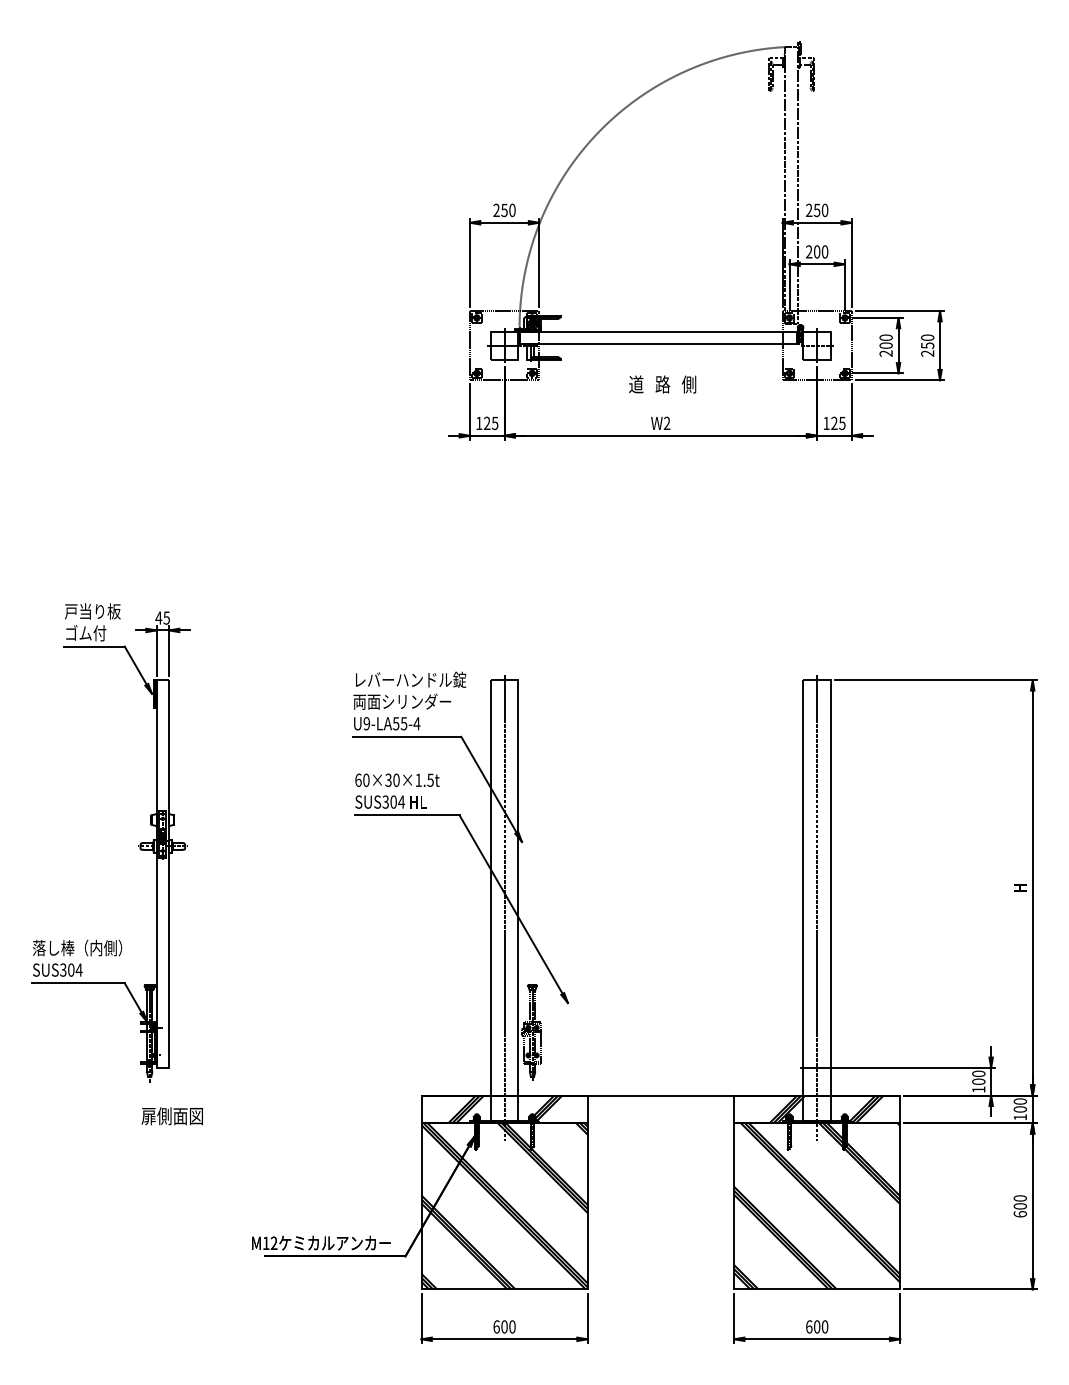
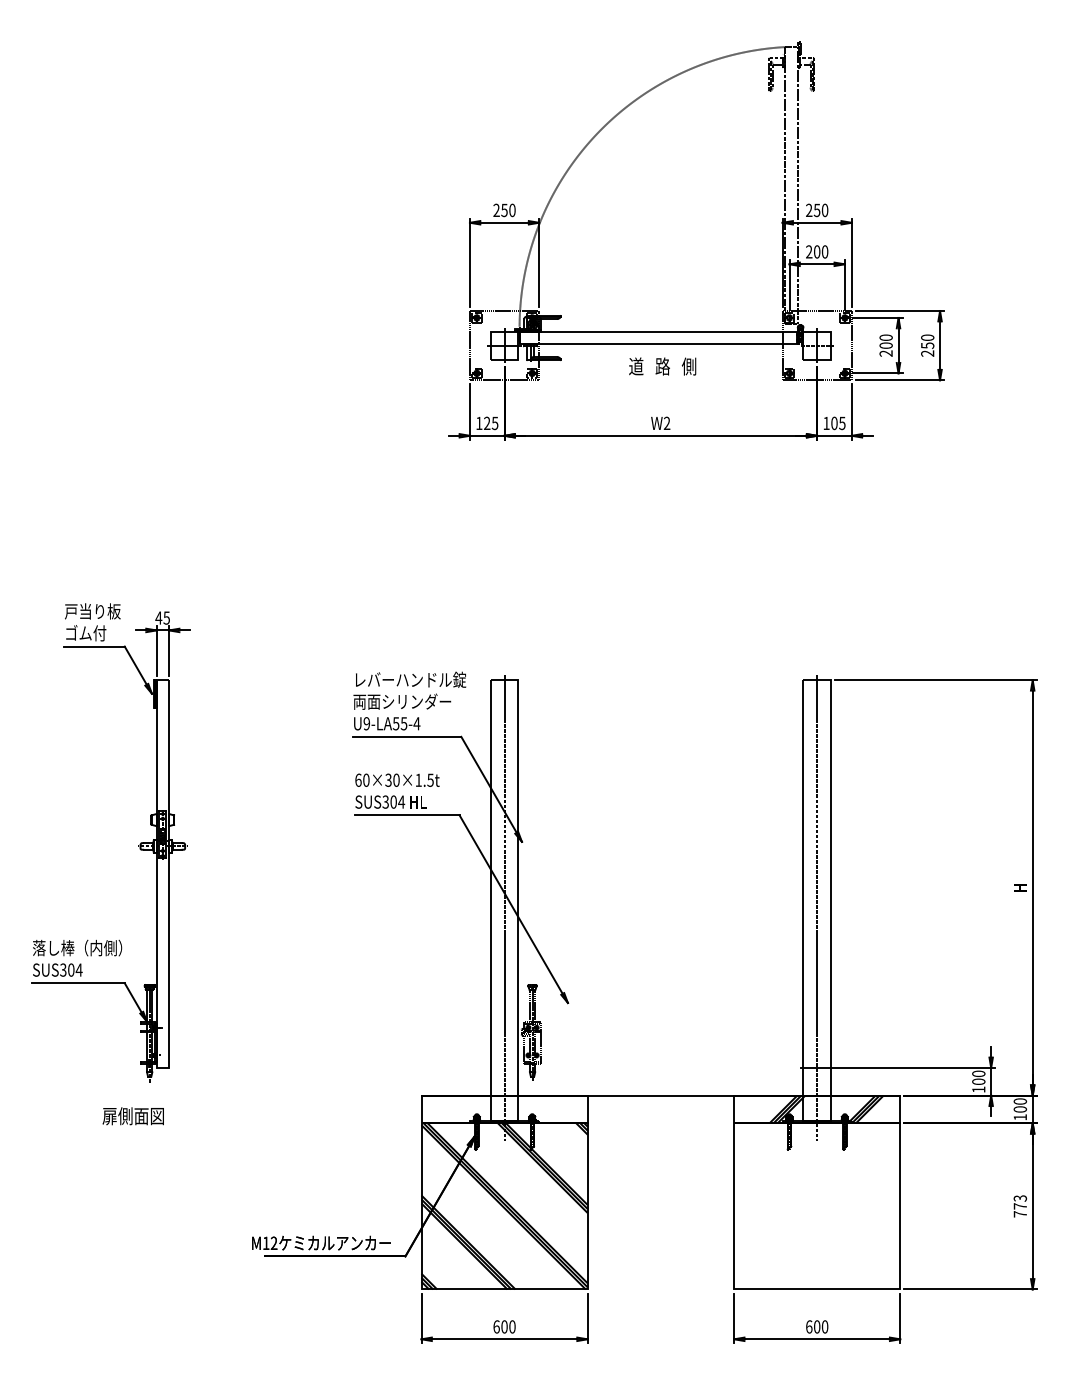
text position: (662, 384) -> (662, 366) (662, 366)
text: 125 -> 105 (834, 423)
hatch: present -> none (505, 1109)
text position: (171, 1116) -> (132, 1116) (132, 1116)
hatch: present -> none (817, 1206)
text: 600 -> 773 (1020, 1206)
